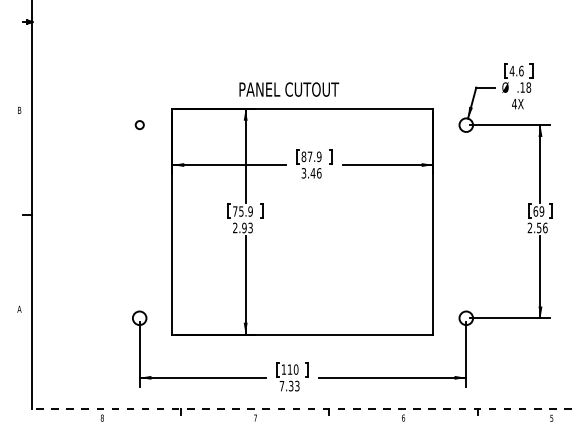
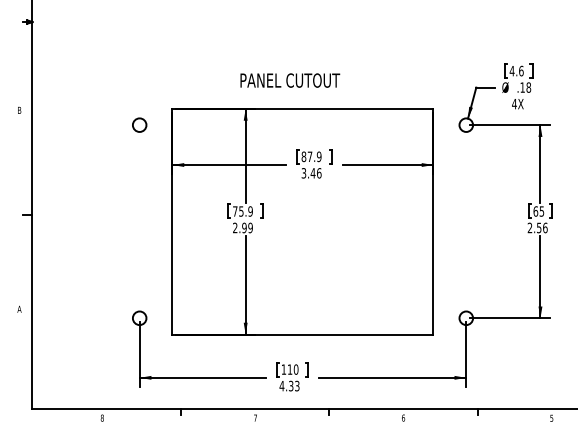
text position: (289, 89) -> (290, 80) (290, 80)
circle size: 11x11 px -> 16x16 px (139, 124)
text: 69 -> 65 (541, 211)
text: 2.93 -> 2.99 (250, 227)
text: 7.33 -> 4.33 (281, 386)
line: dashed -> solid (304, 408)
